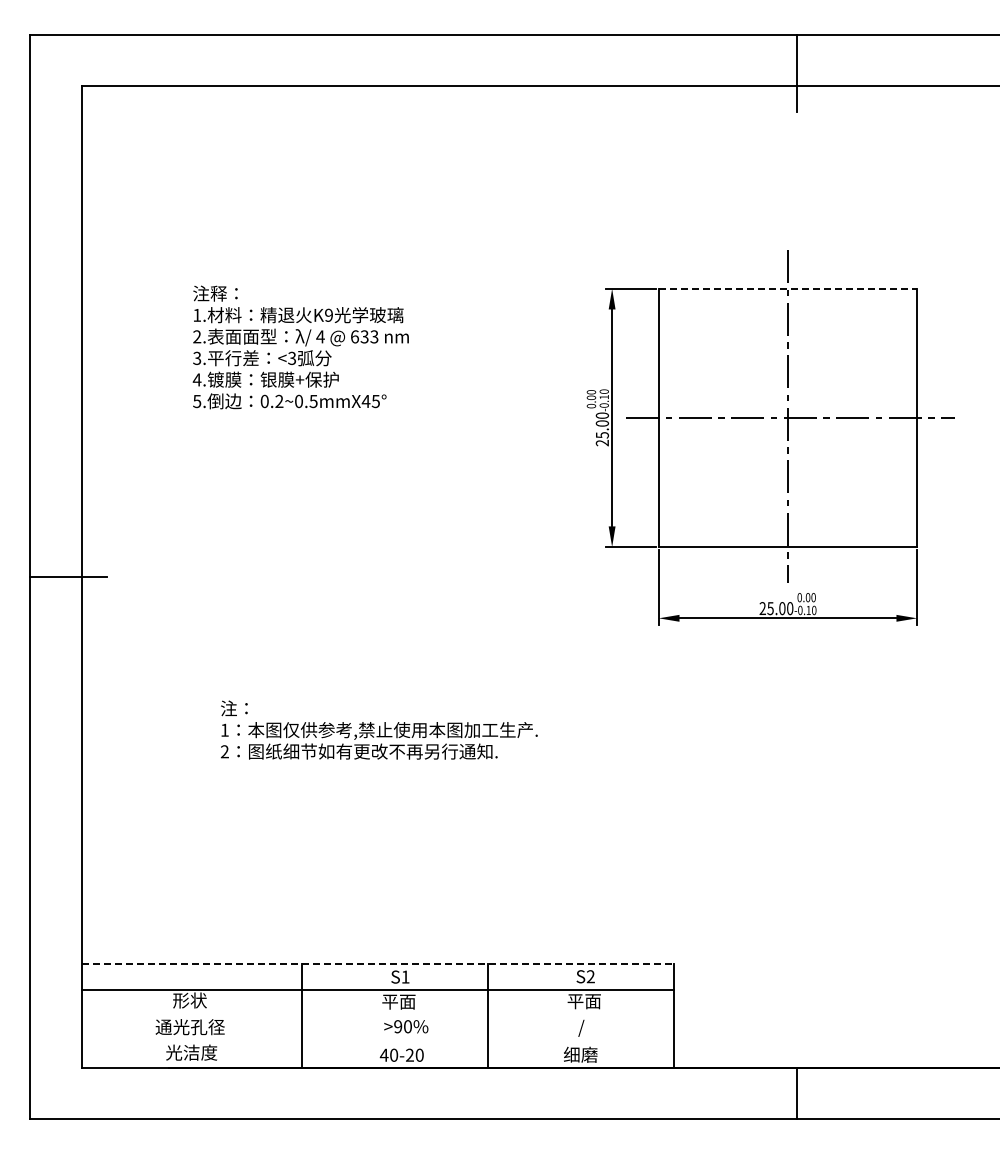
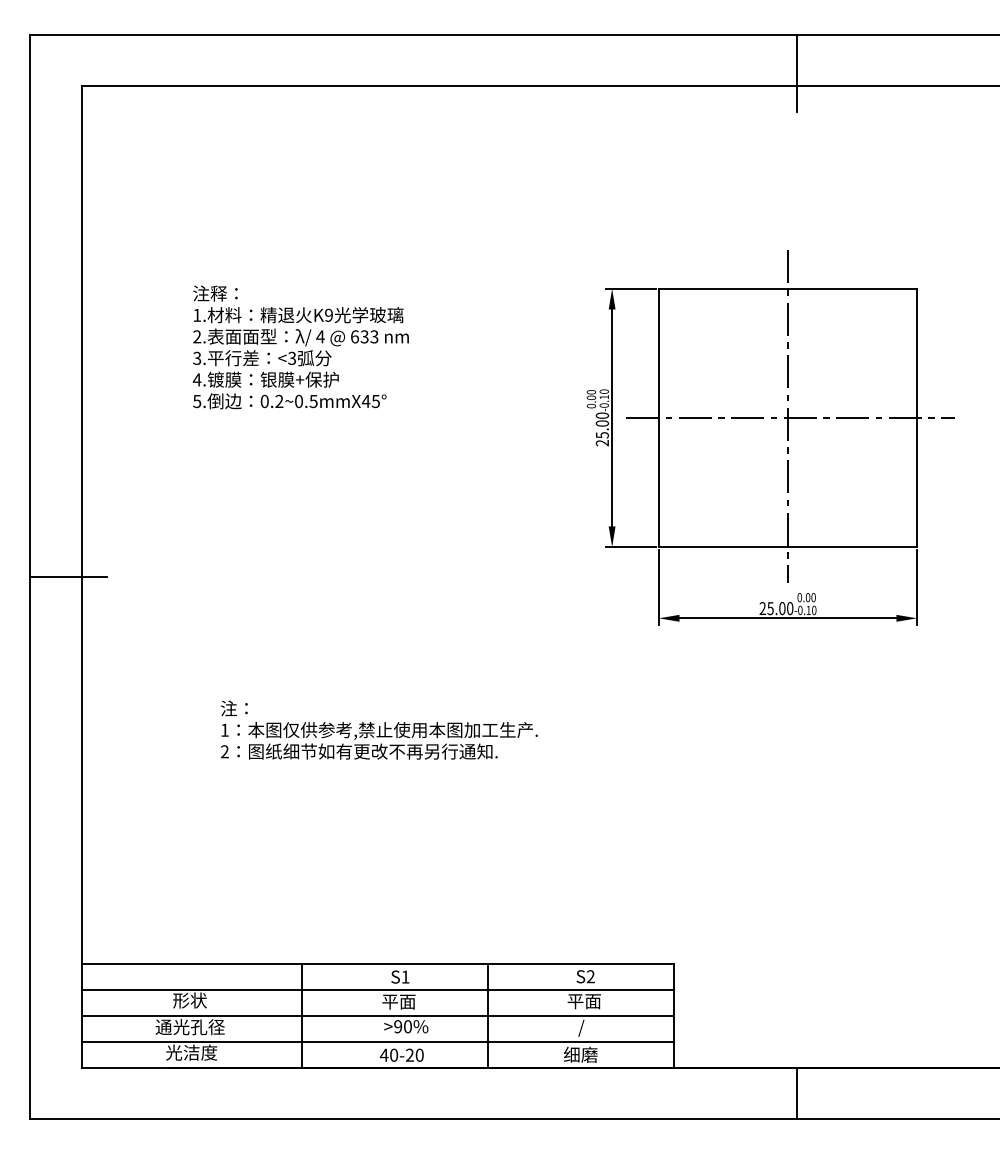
line: dashed -> solid (788, 288)
line: dashed -> solid (378, 964)
line: none -> present (377, 1016)
line: none -> present (377, 1041)
